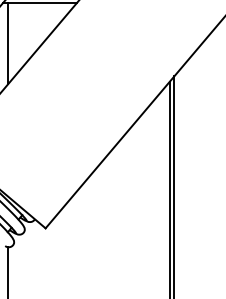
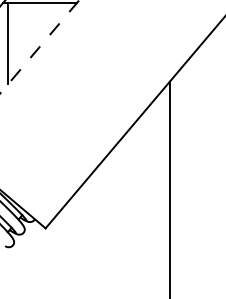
line: solid -> dashed (39, 46)
line: present -> none (174, 185)
line: present -> none (8, 271)
